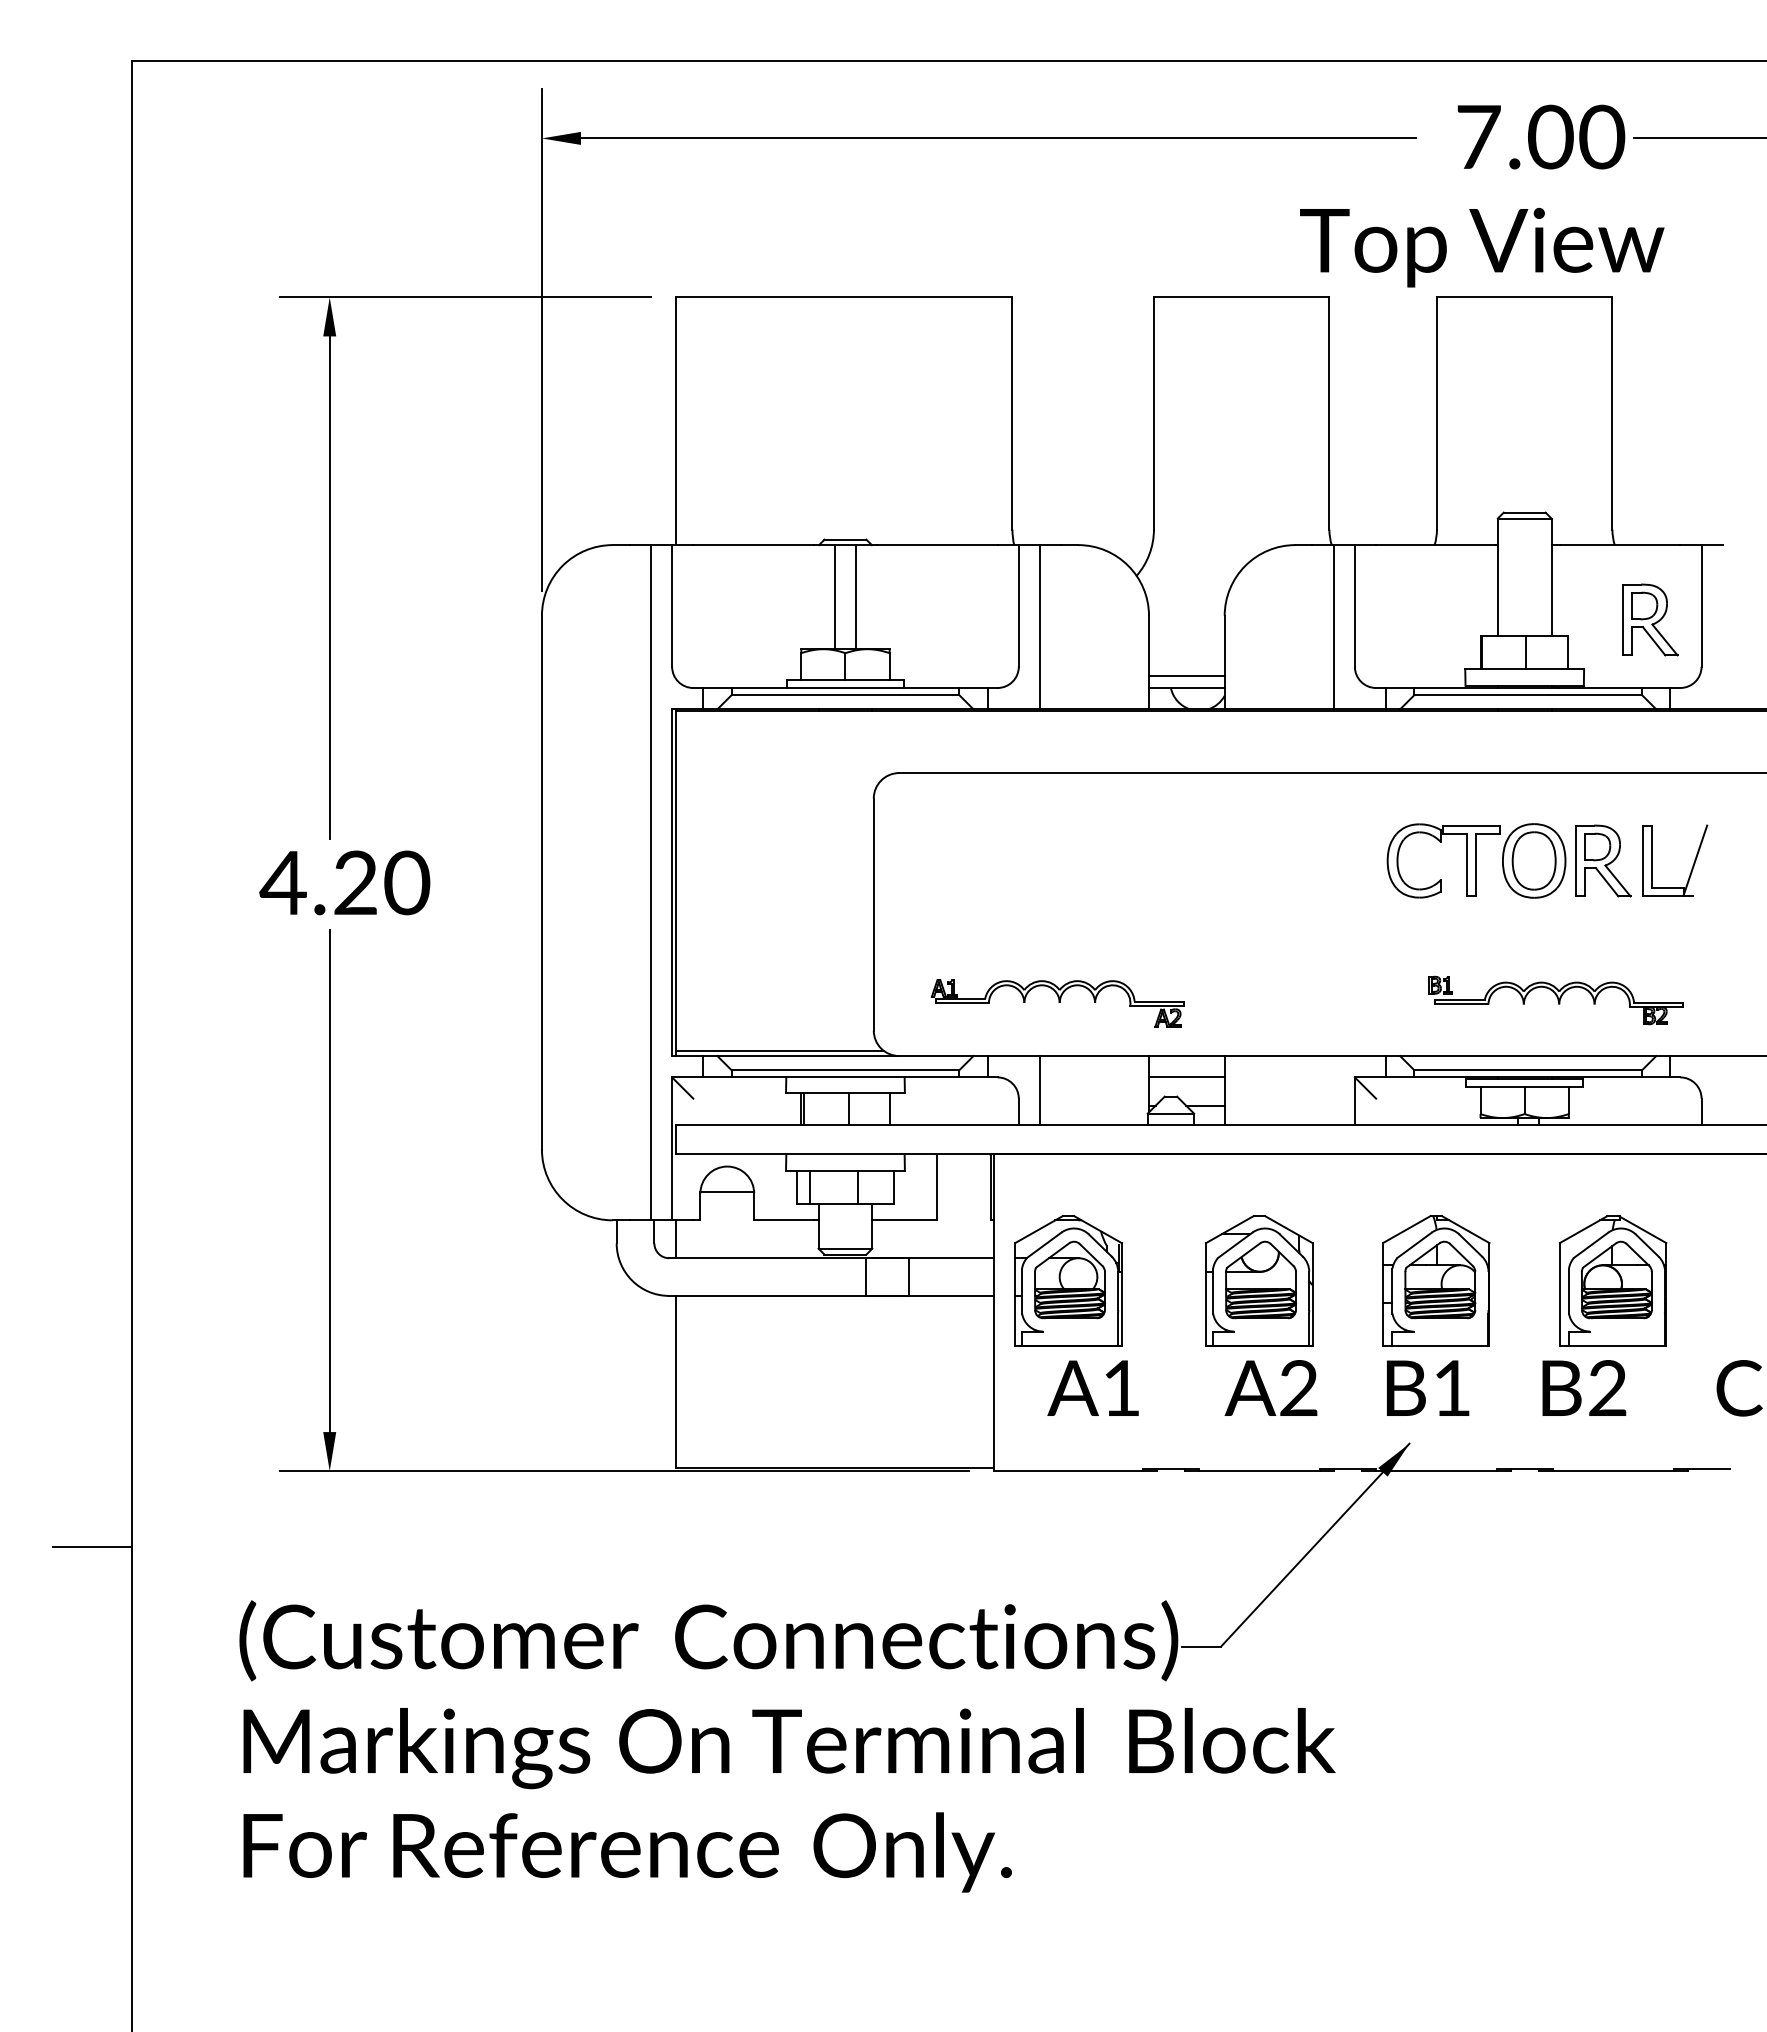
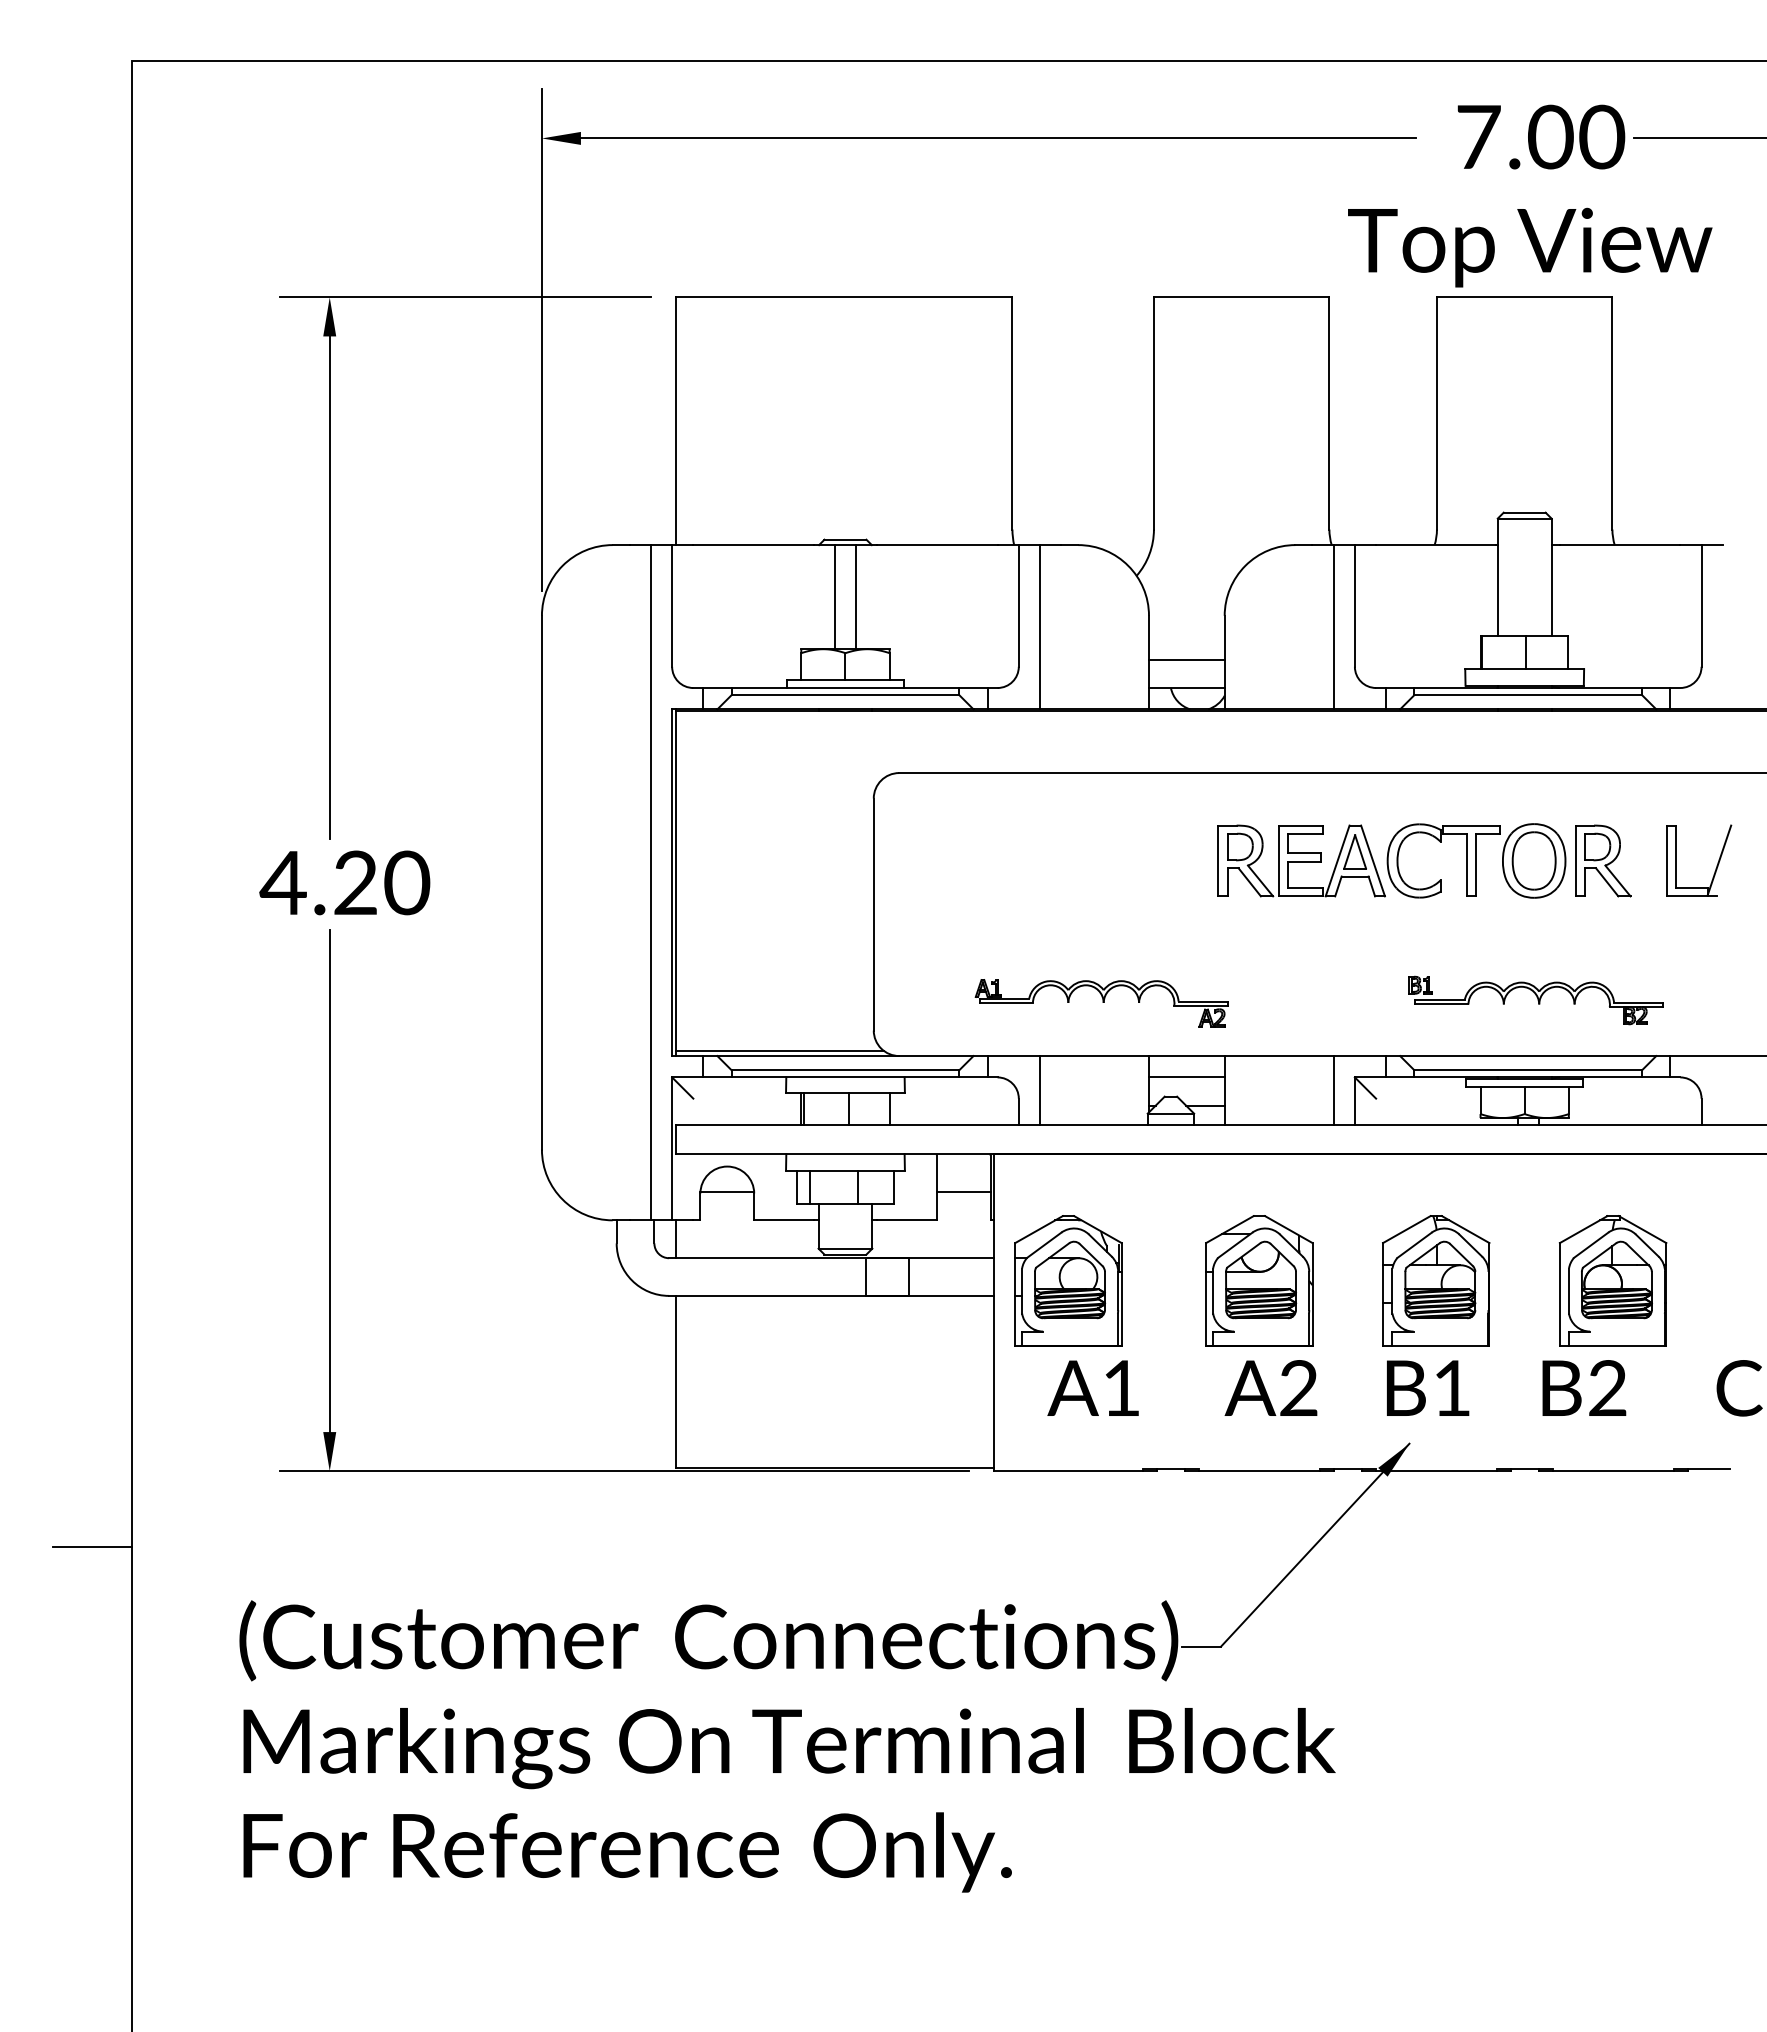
text position: (1482, 247) -> (1530, 247) (1530, 247)
part: present -> none (1650, 619)
line position: (1186, 675) -> (1186, 659) (1186, 659)
part: none -> present (1301, 860)
part position: (1692, 865) -> (1716, 865) (1716, 865)
part position: (1555, 1000) -> (1535, 1000) (1535, 1000)
part position: (1057, 1003) -> (1101, 1003) (1101, 1003)
line: none -> present (1333, 1090)
line: none -> present (963, 1192)
